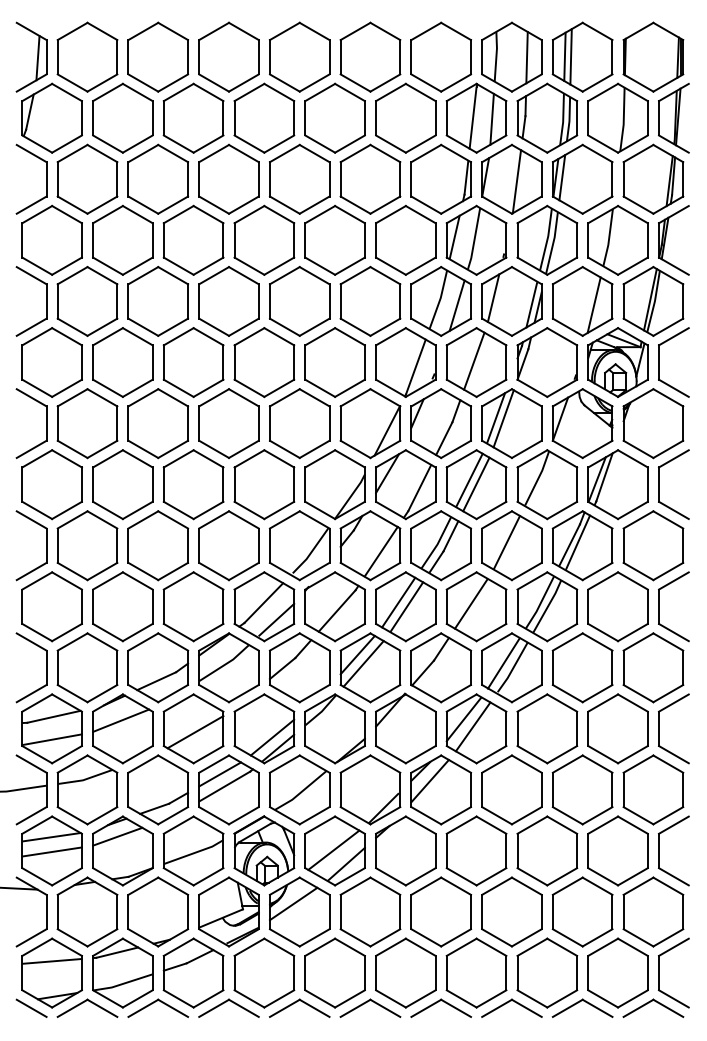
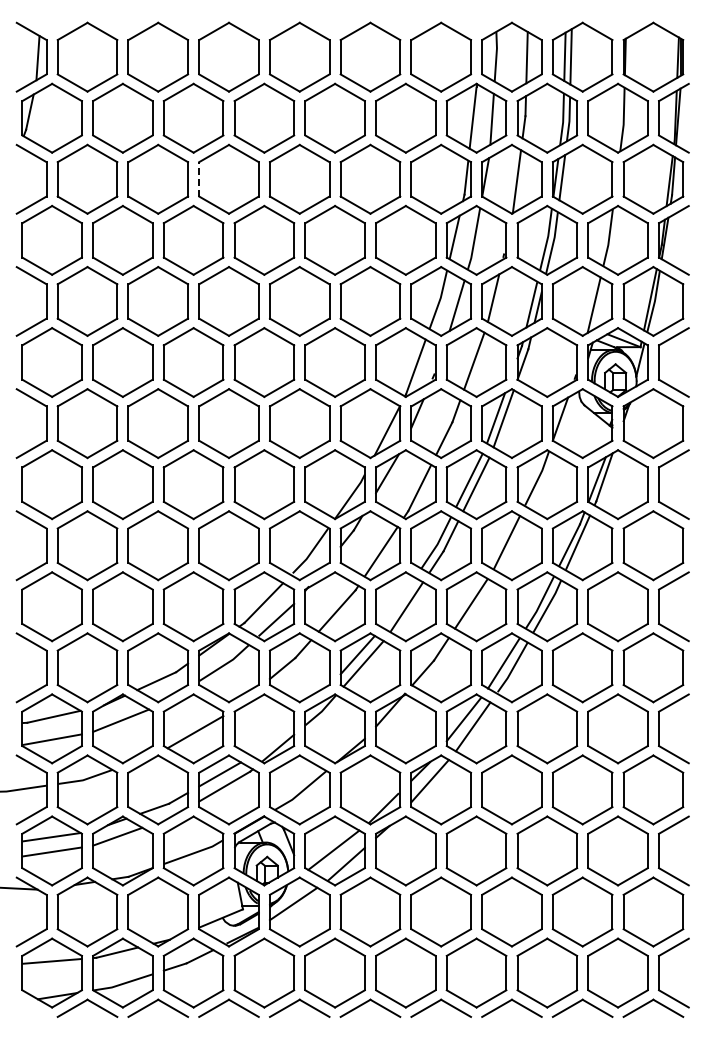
line: solid -> dashed (199, 178)
line: present -> none (398, 602)
line: present -> none (272, 737)
line: present -> none (31, 1007)
